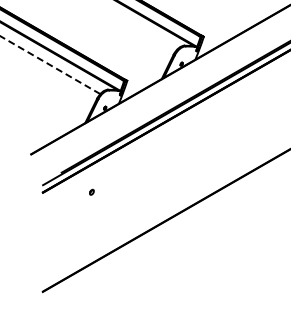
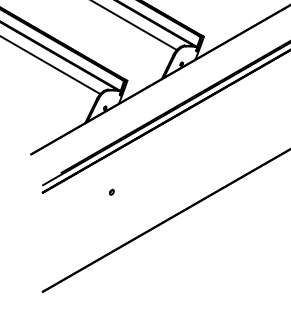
line: none -> present (135, 26)
line: dashed -> solid (50, 65)
part position: (91, 191) -> (111, 191) (111, 191)
